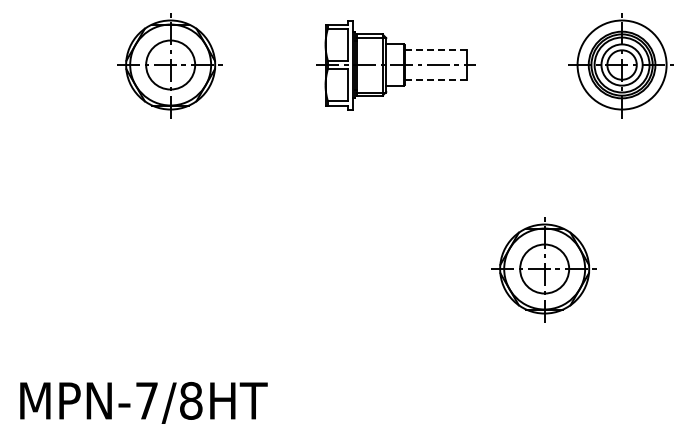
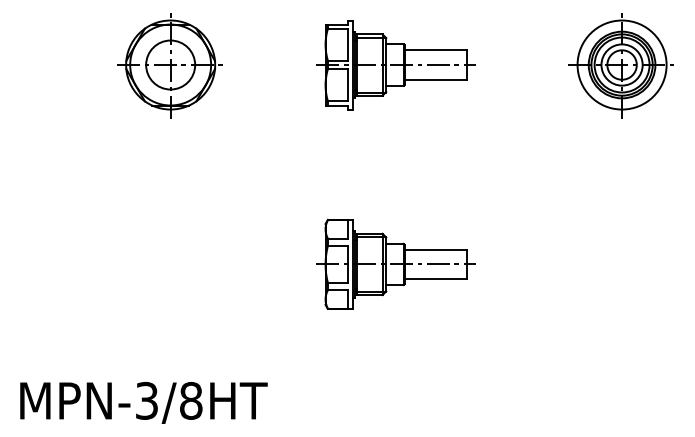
line: dashed -> solid (435, 50)
line: dashed -> solid (436, 79)
part: none -> present (395, 263)
part: present -> none (543, 269)
text: MPN-7/8HT -> MPN-3/8HT (146, 400)
